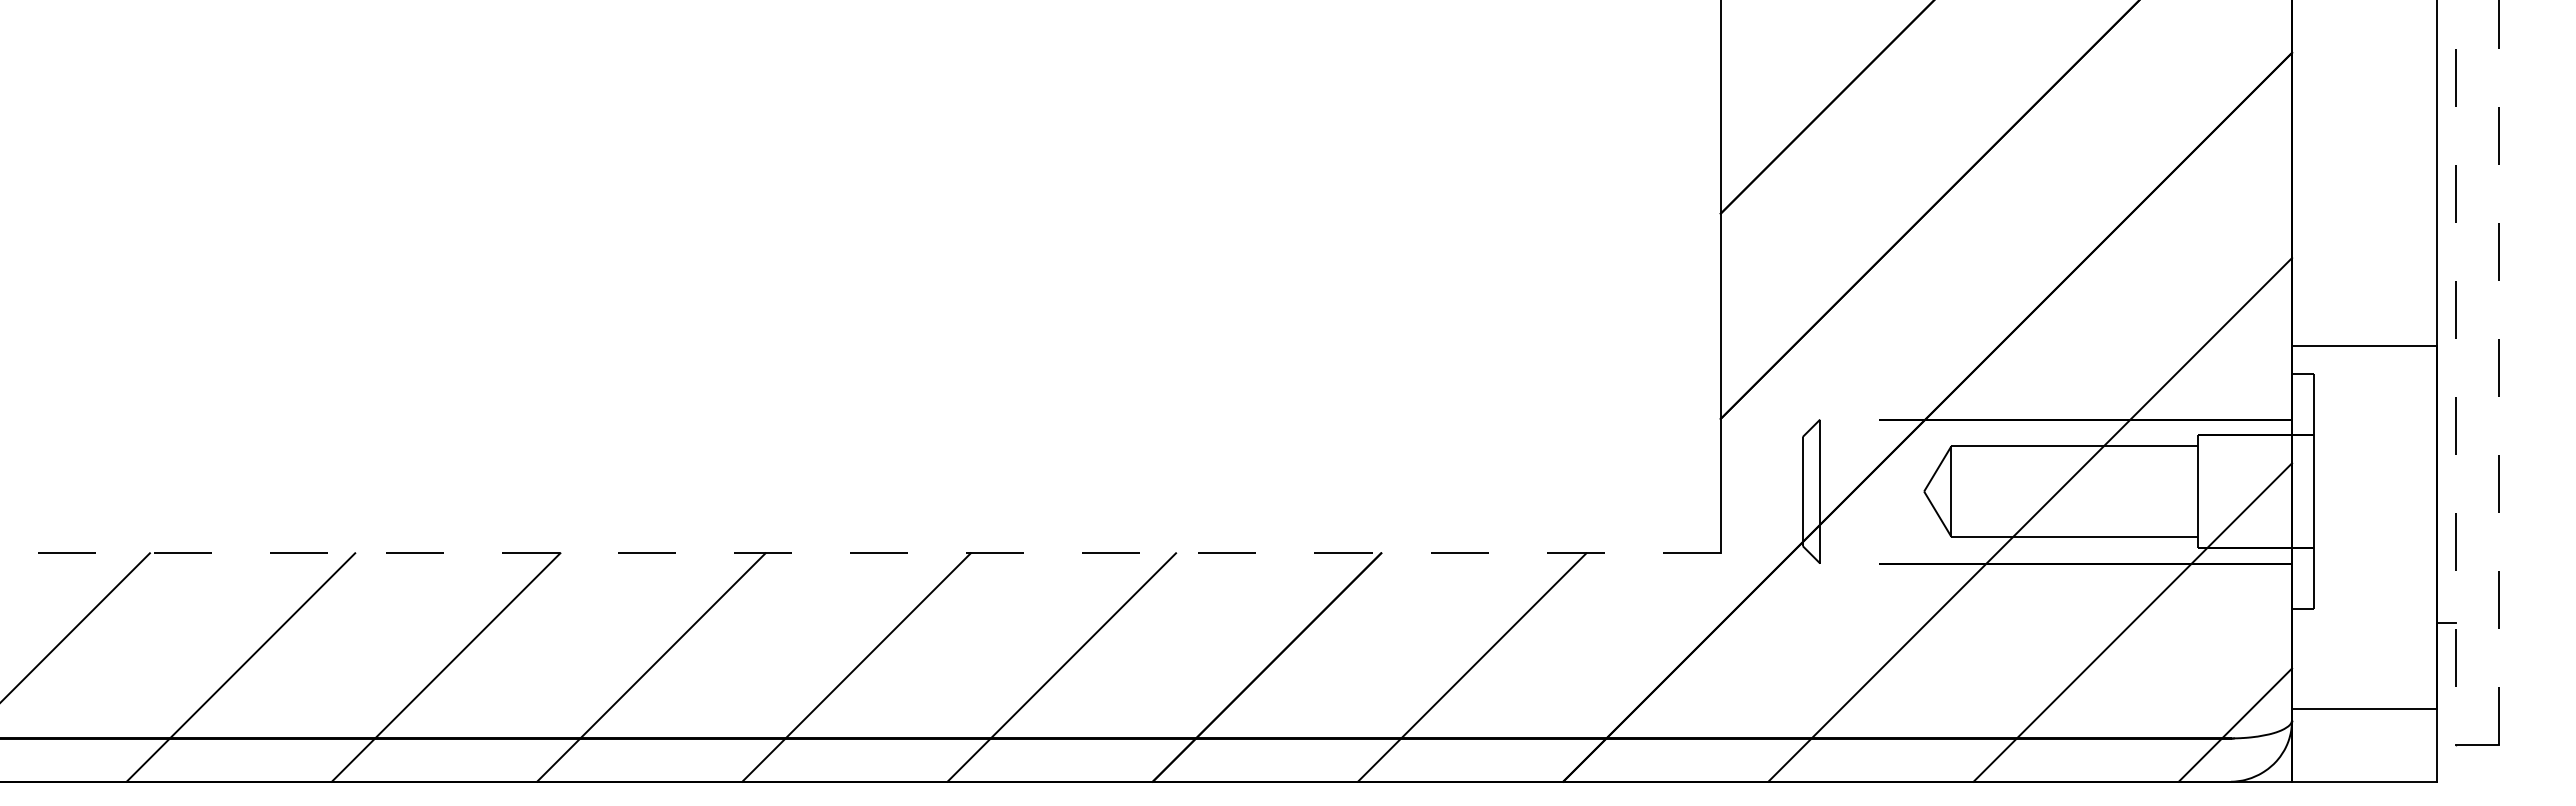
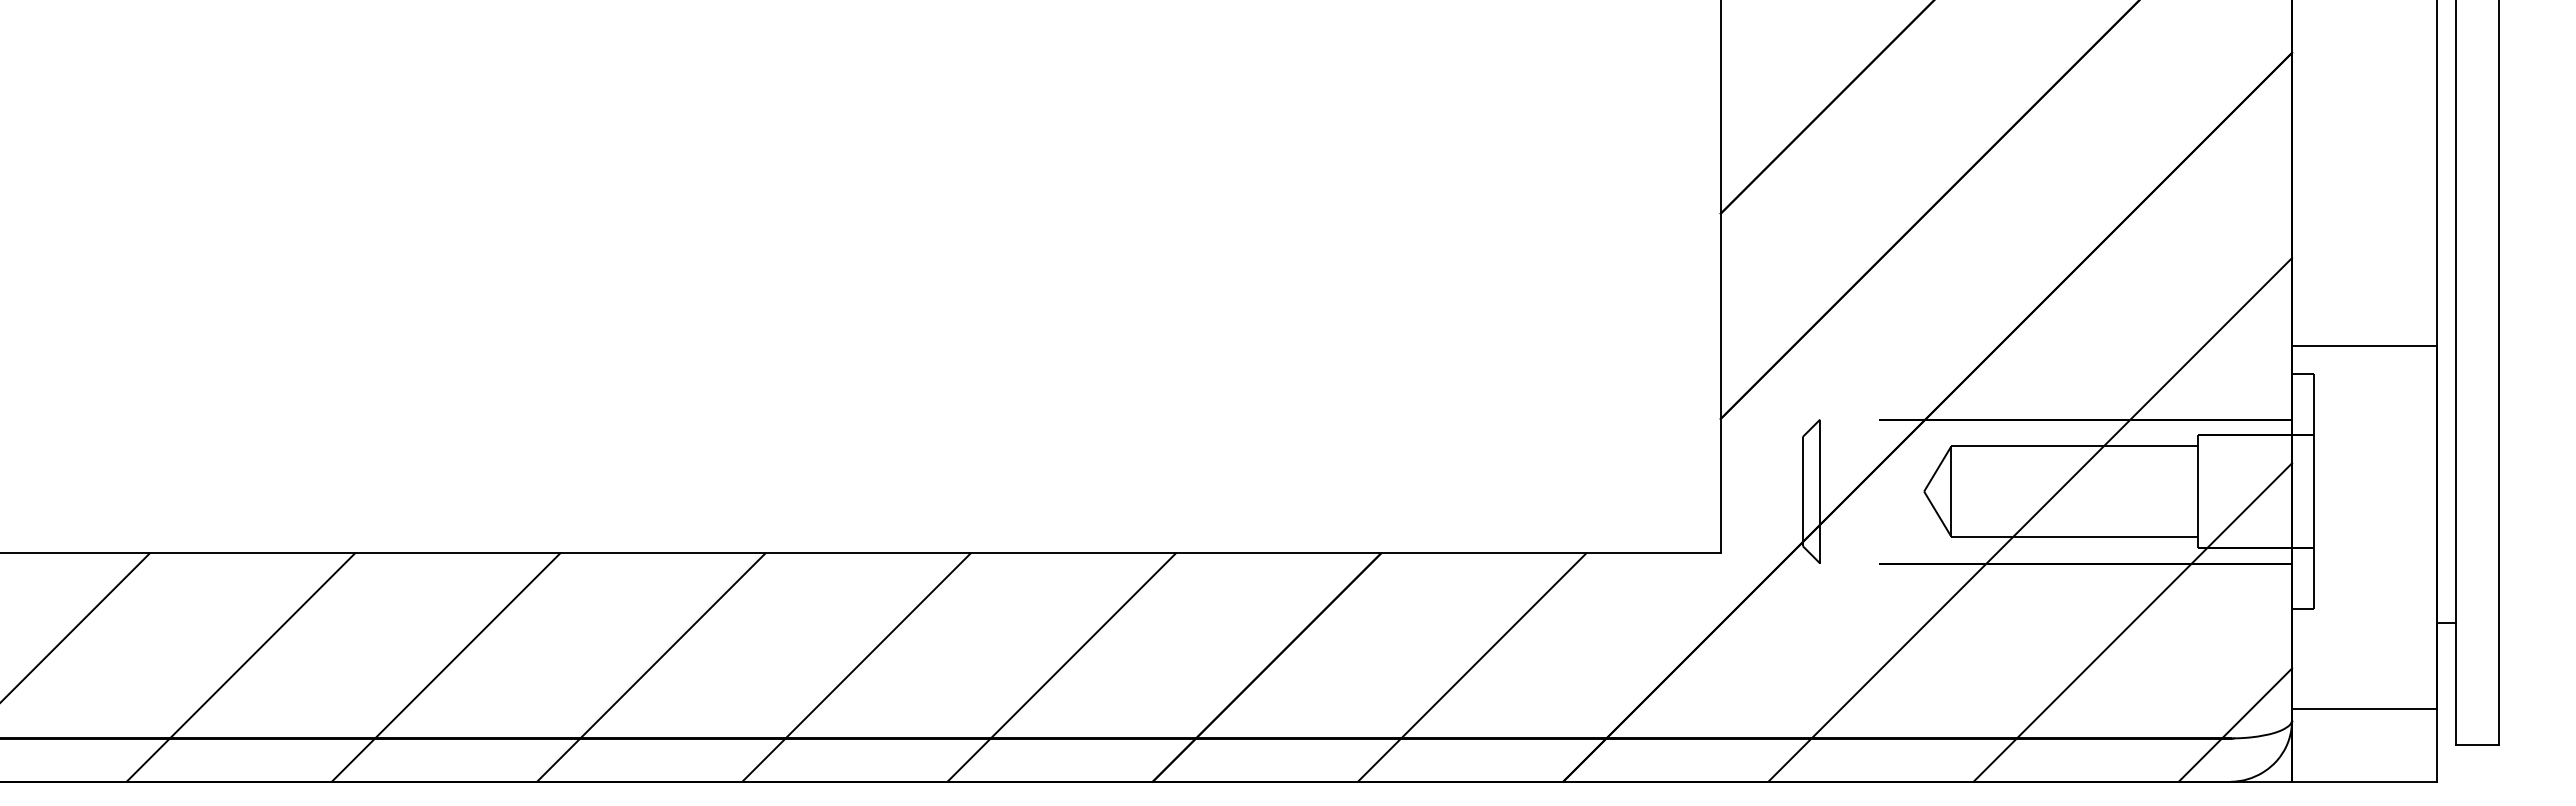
line: dashed -> solid (2455, 372)
line: dashed -> solid (2498, 372)
line: dashed -> solid (860, 553)
